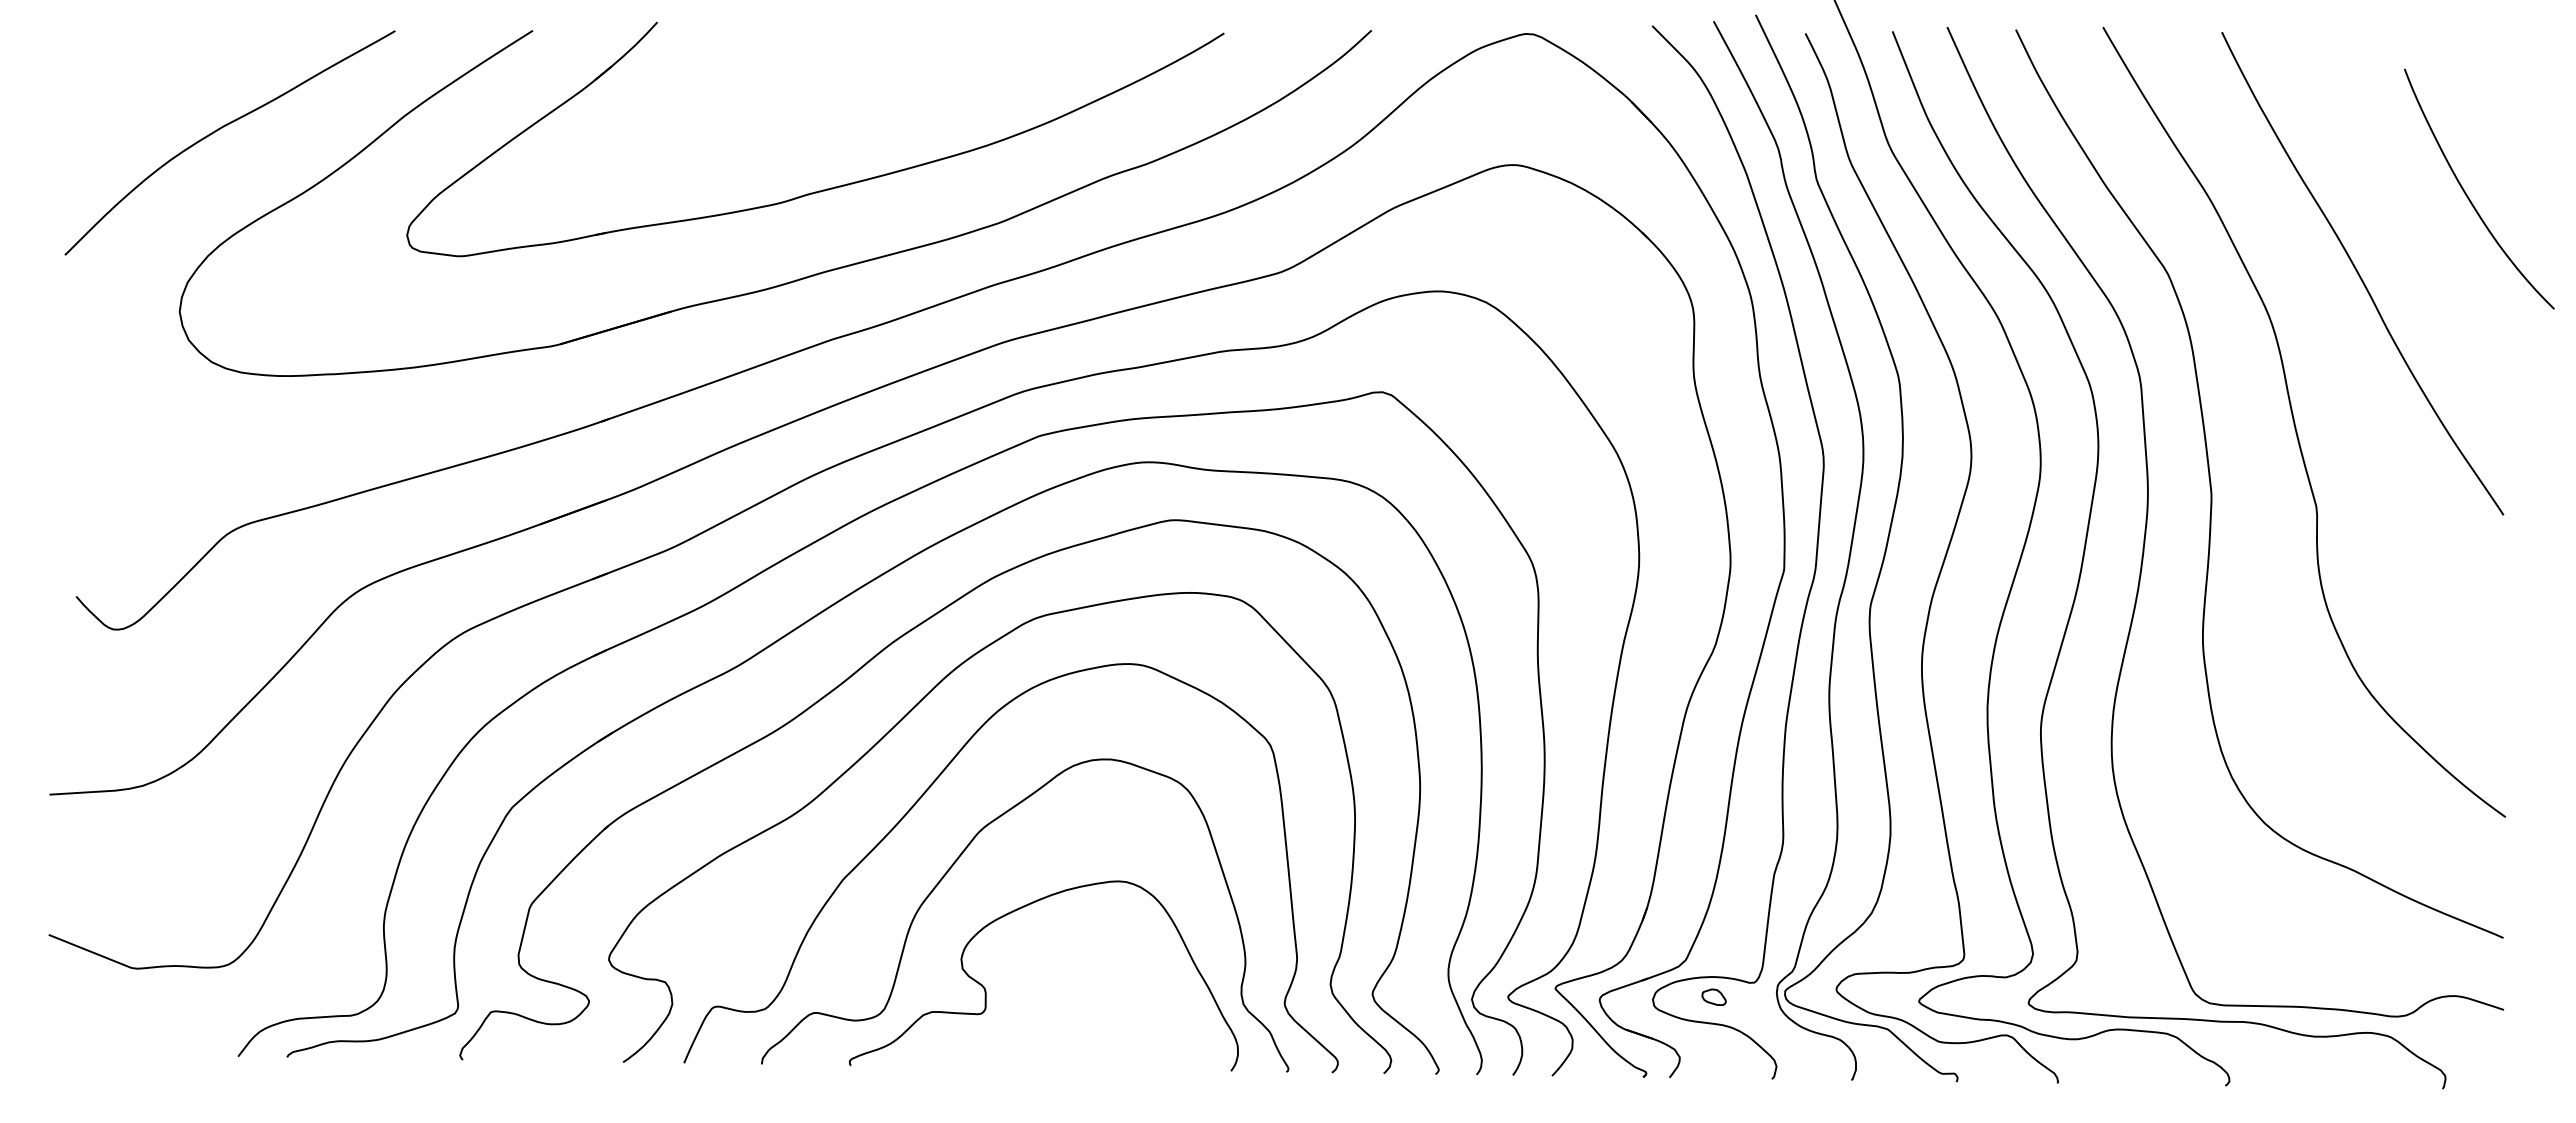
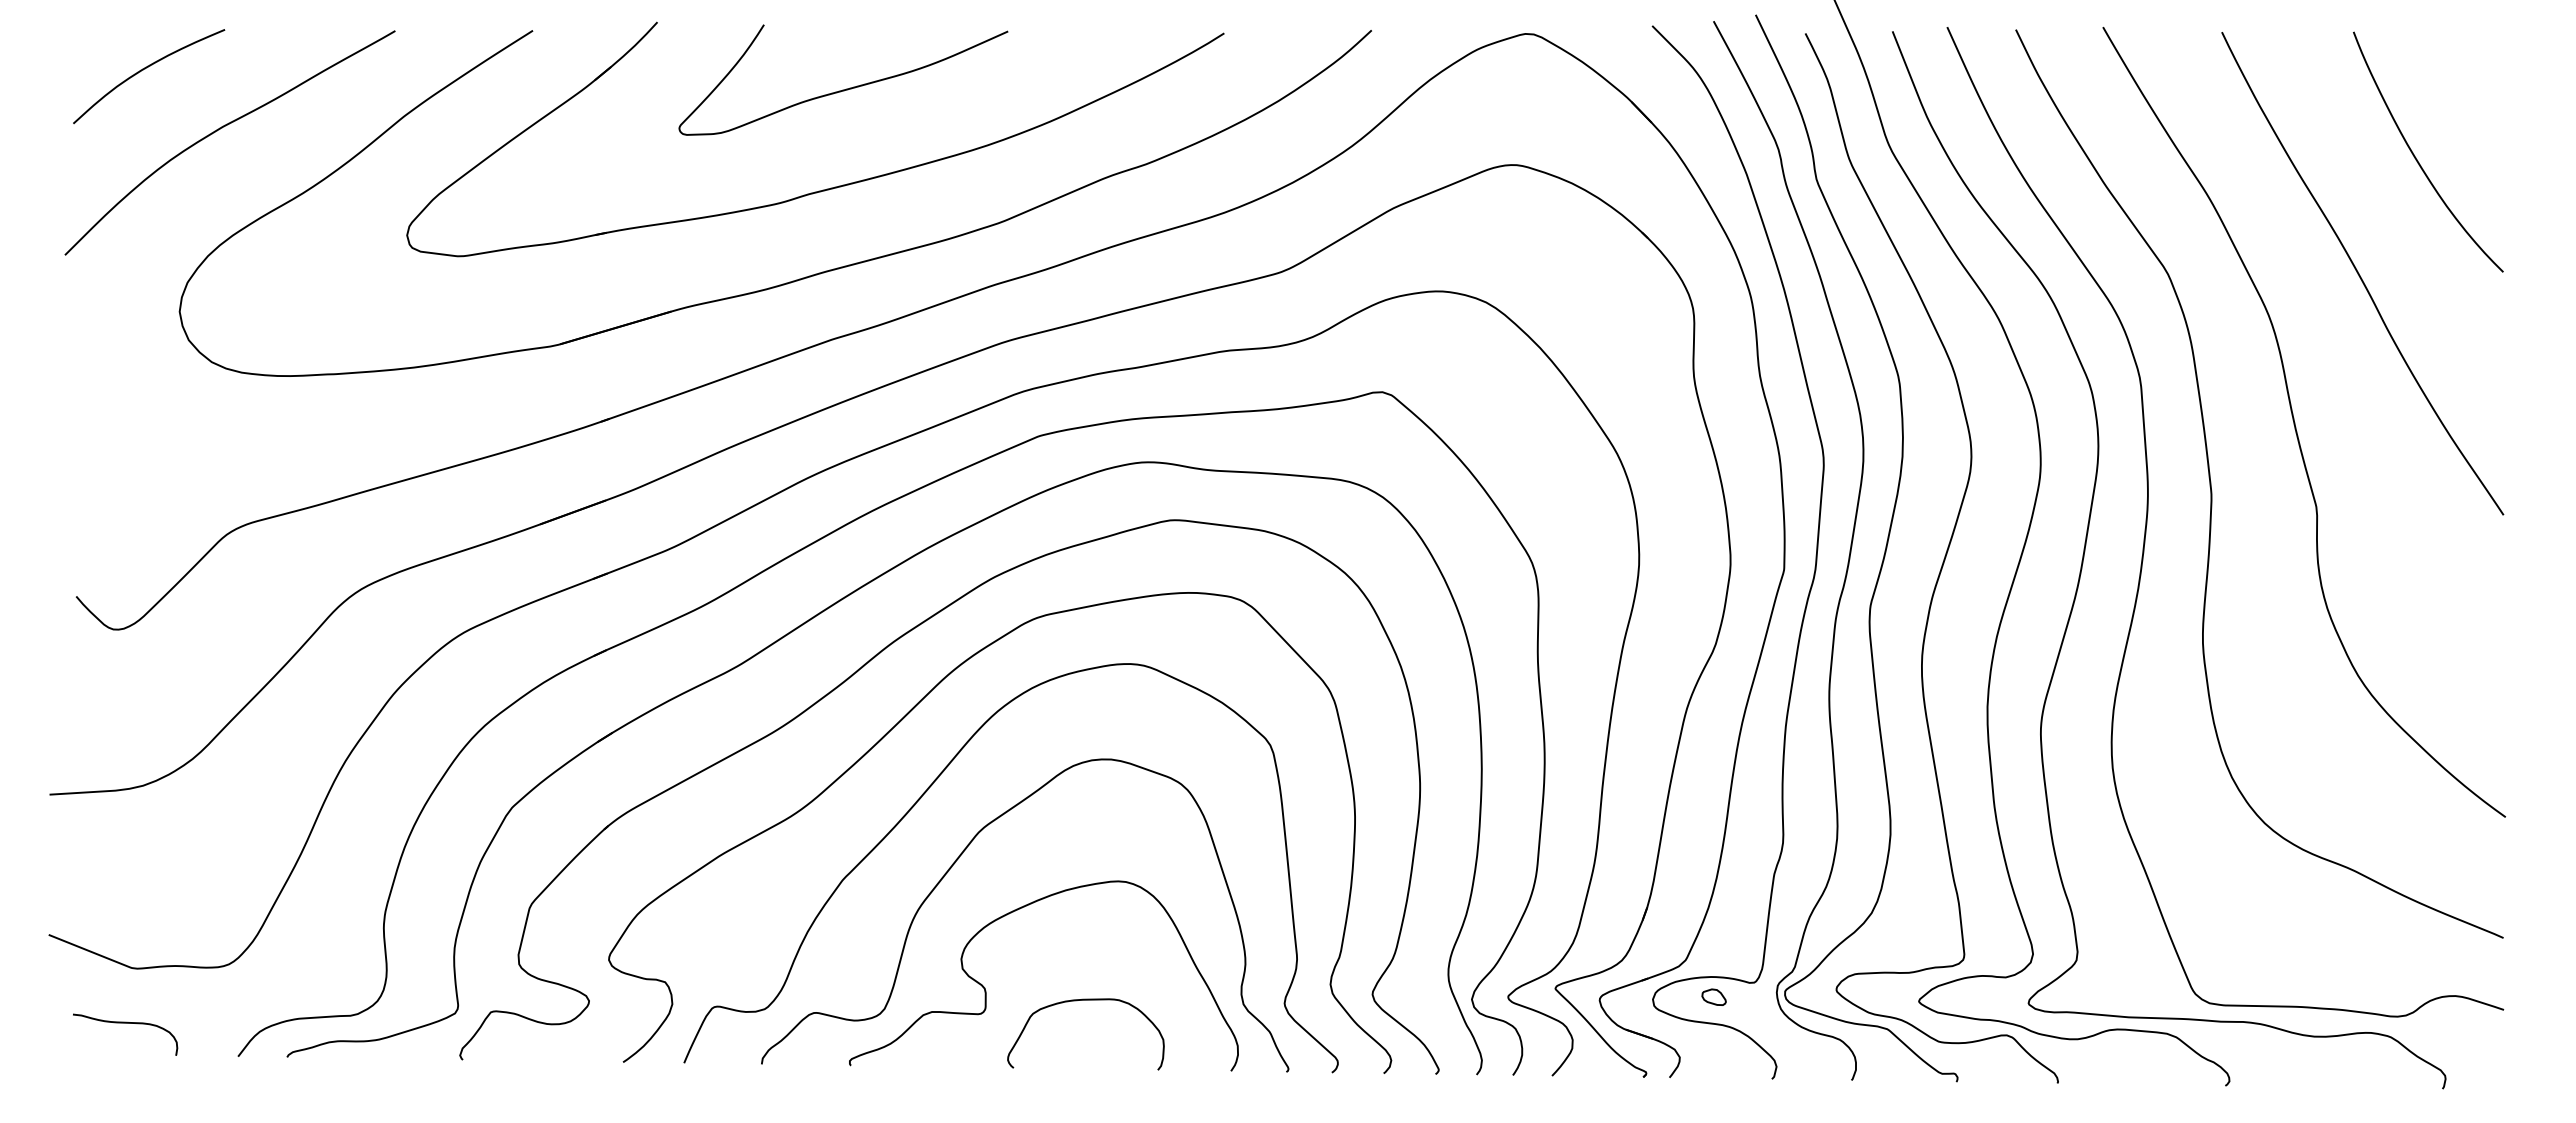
curve: none -> present (145, 69)
curve: none -> present (846, 88)
curve position: (2467, 194) -> (2416, 157) (2416, 157)
curve: none -> present (1085, 1000)
curve: none -> present (125, 1023)
